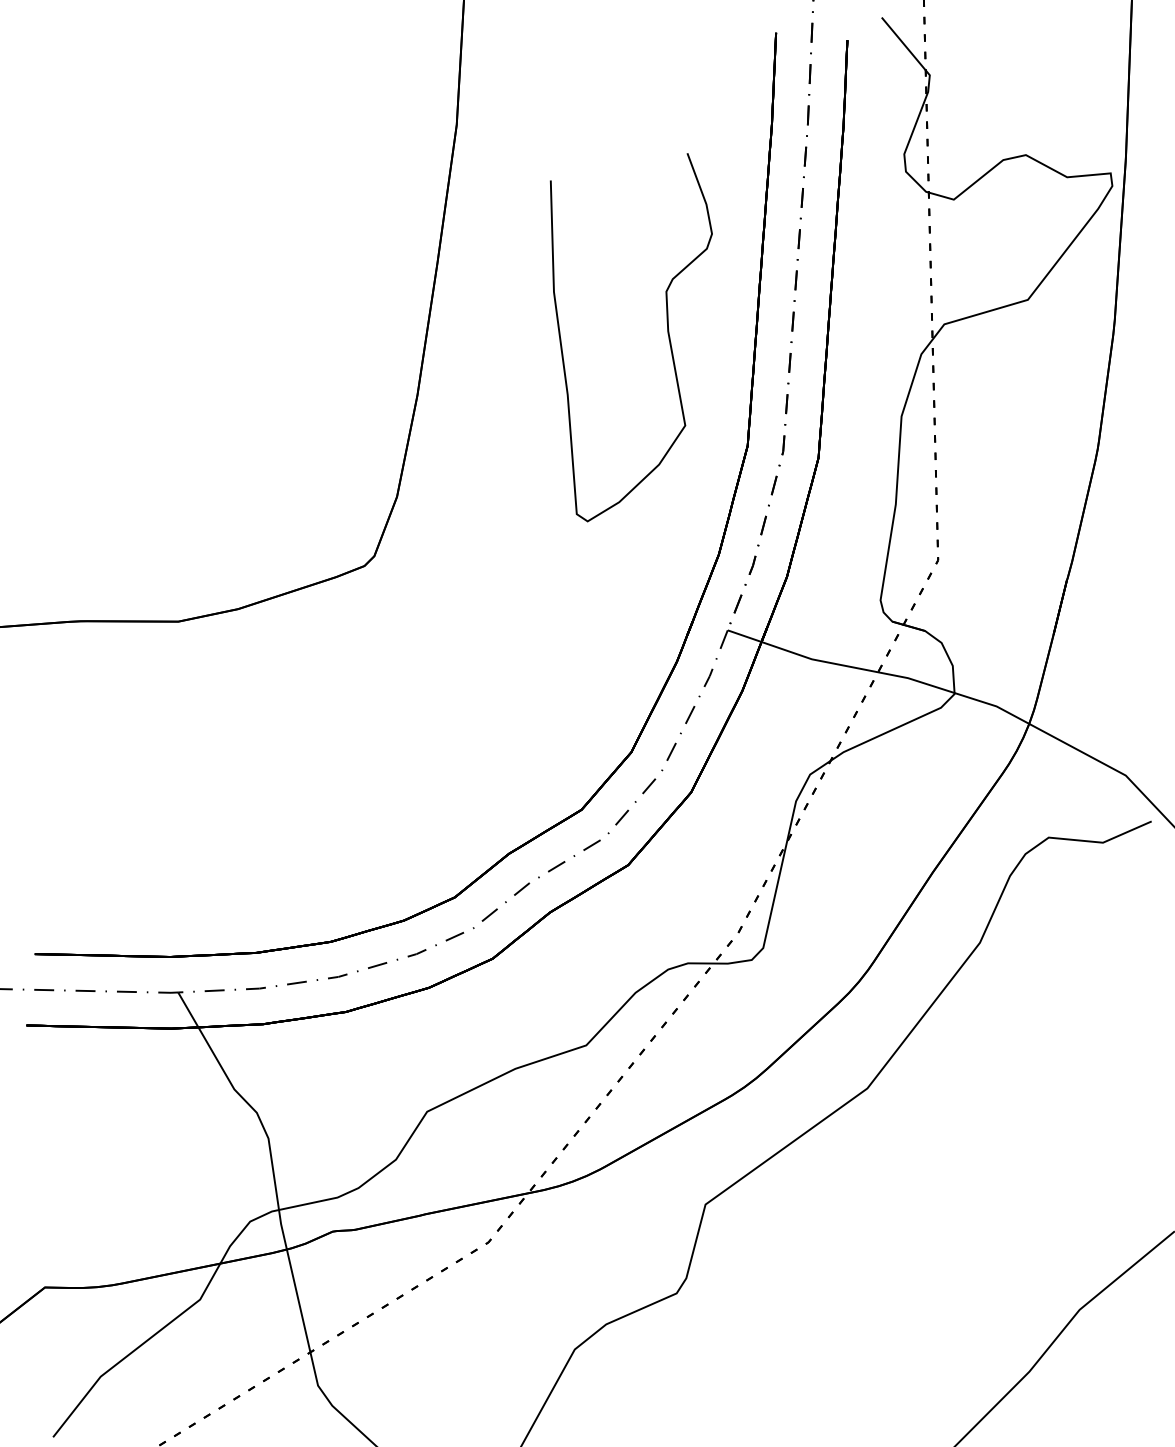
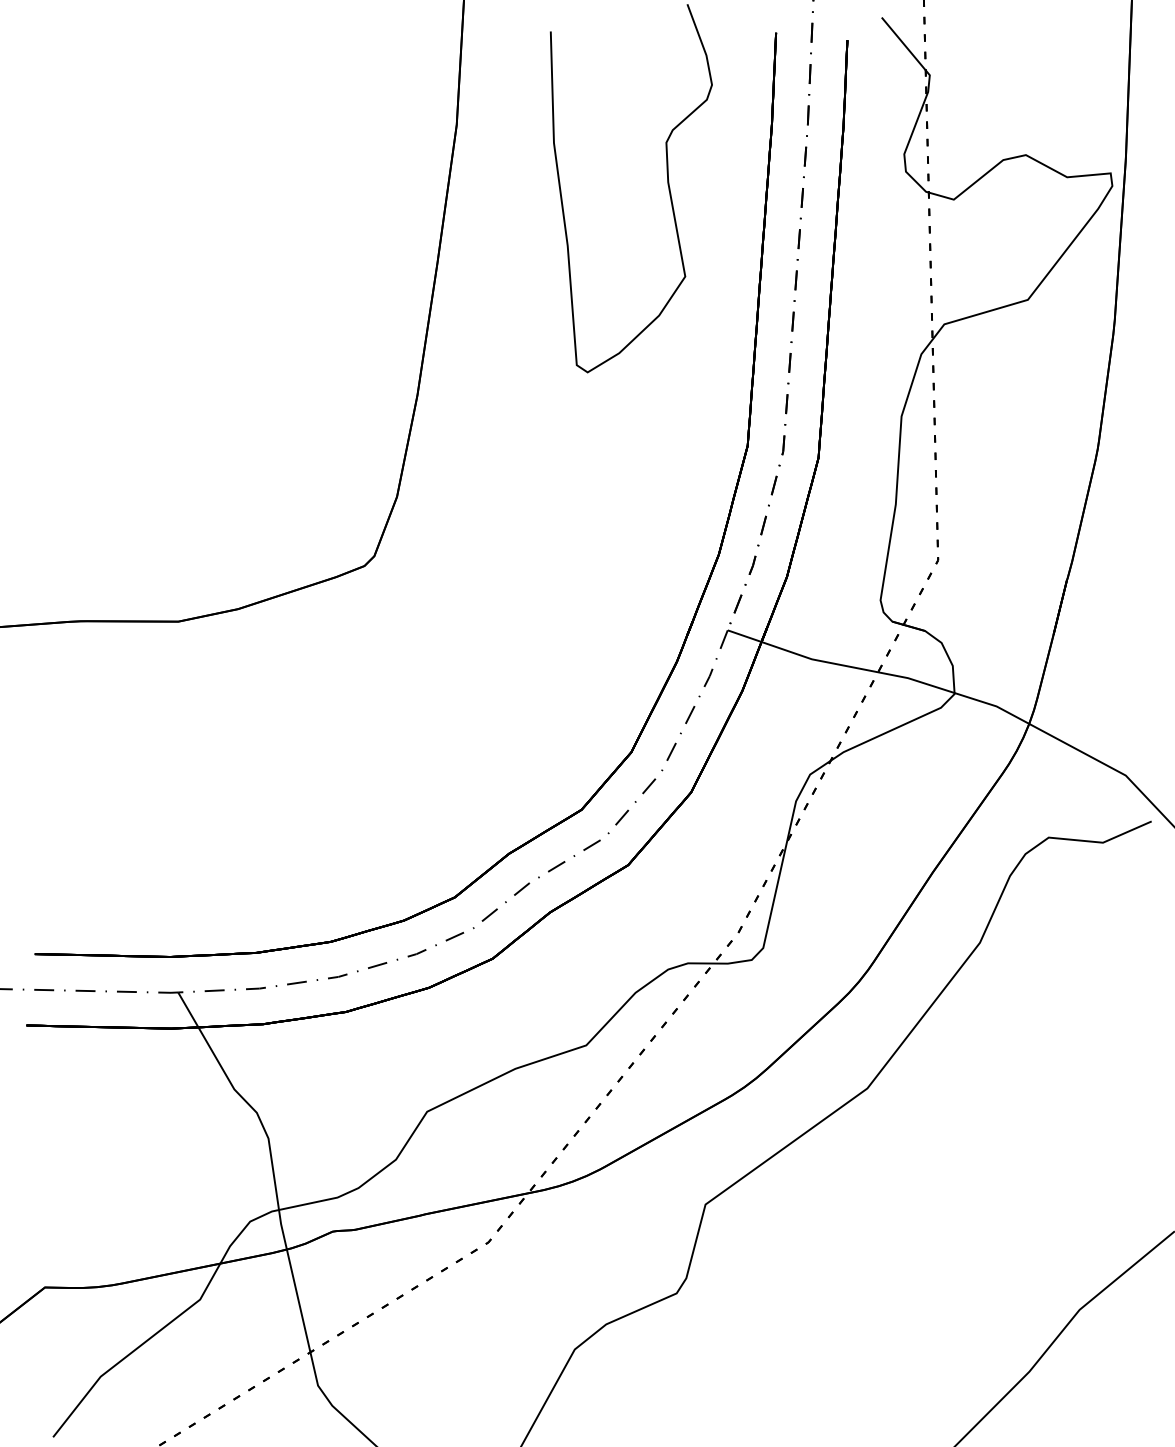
curve position: (667, 334) -> (667, 185) (667, 185)
